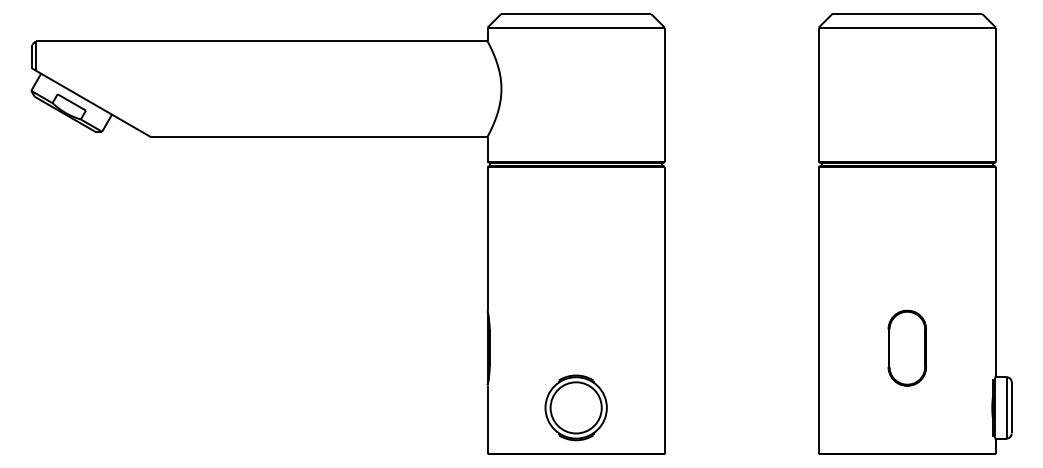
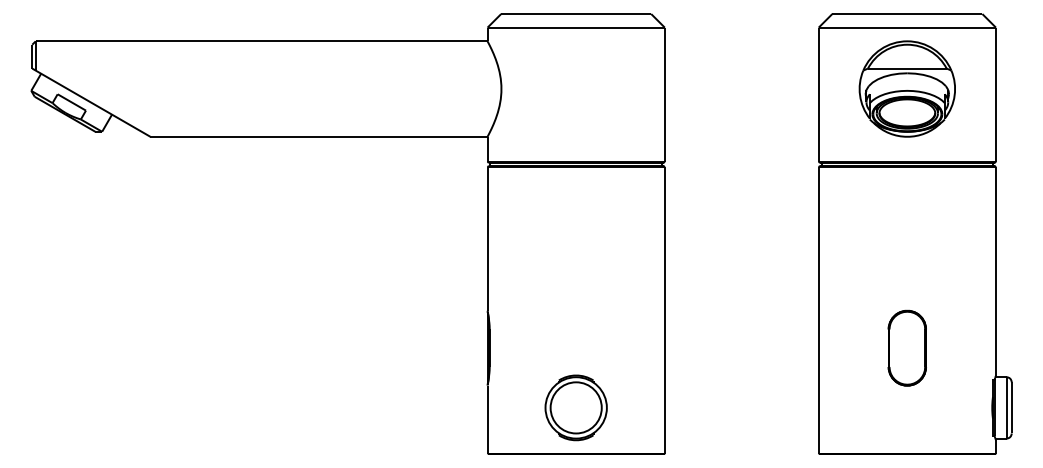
part: none -> present (906, 88)
